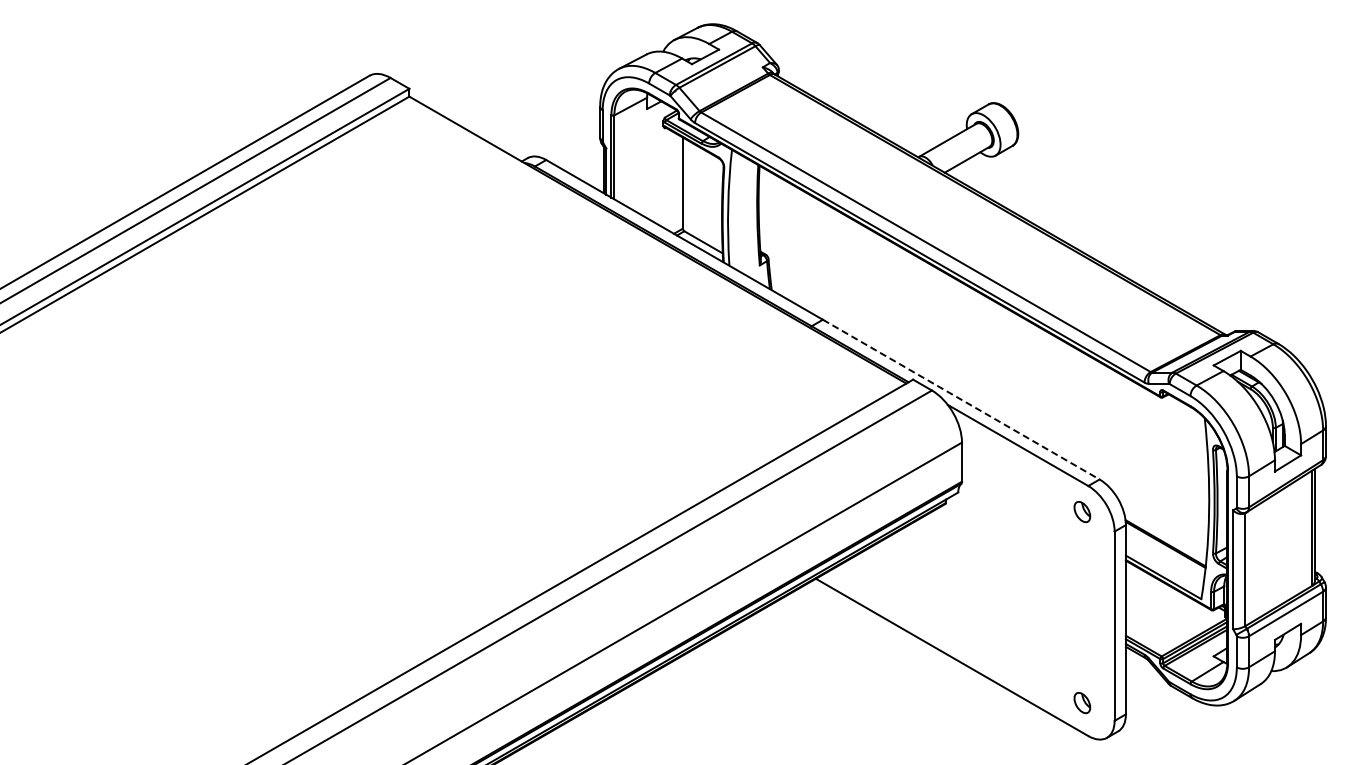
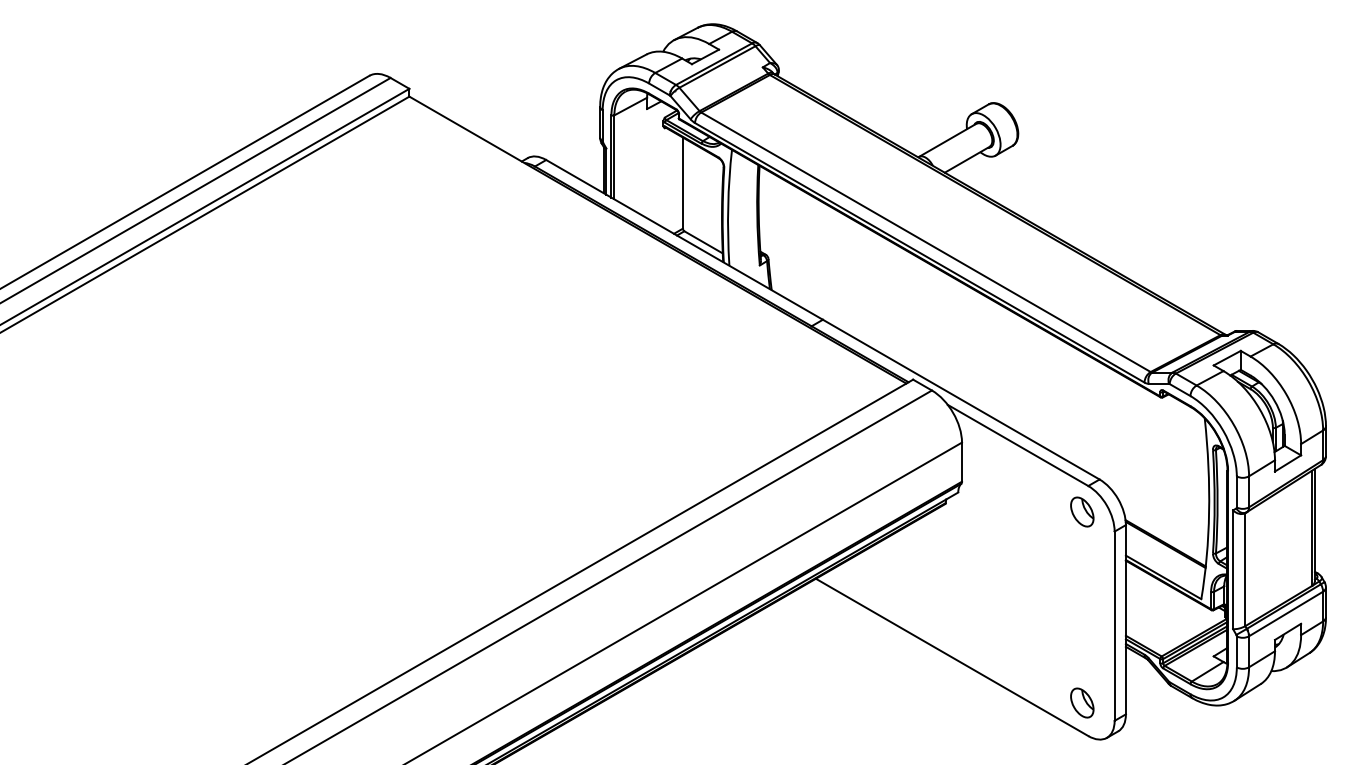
line: dashed -> solid (961, 399)
part size: 19x23 px -> 25x32 px (1082, 511)
part size: 19x23 px -> 25x32 px (1082, 702)
